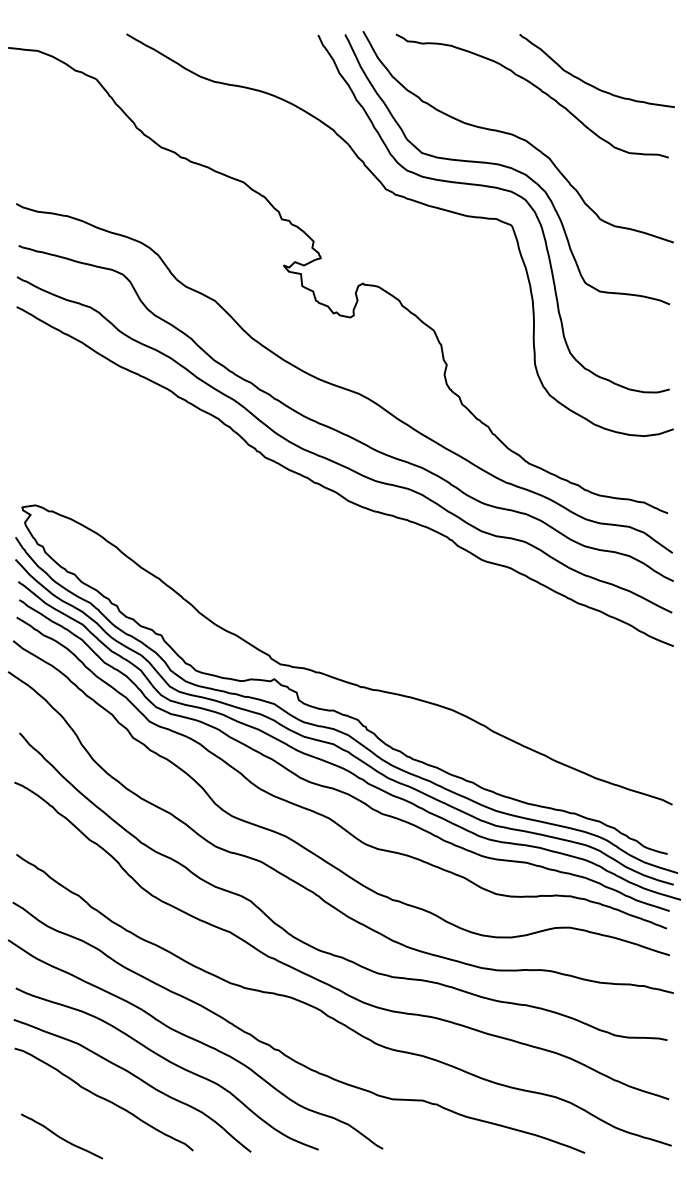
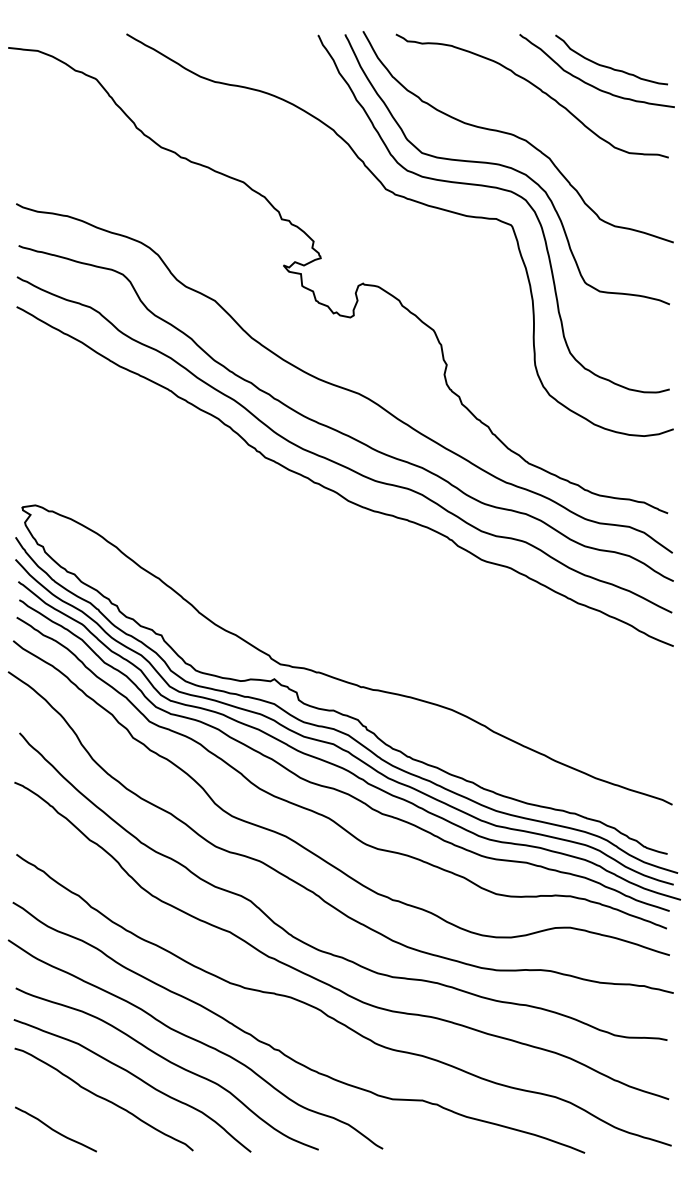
curve: none -> present (609, 66)
curve position: (60, 1136) -> (54, 1129) (54, 1129)
